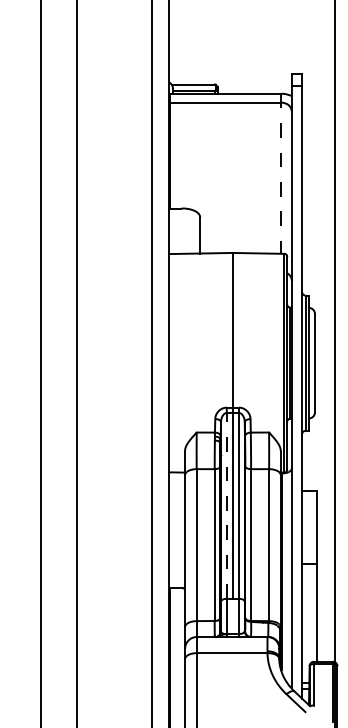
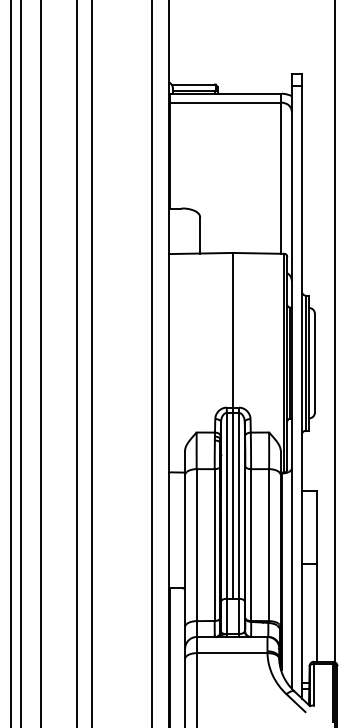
line: dashed -> solid (281, 174)
line: none -> present (10, 363)
line: none -> present (20, 363)
line: none -> present (92, 363)
line: dashed -> solid (226, 505)
